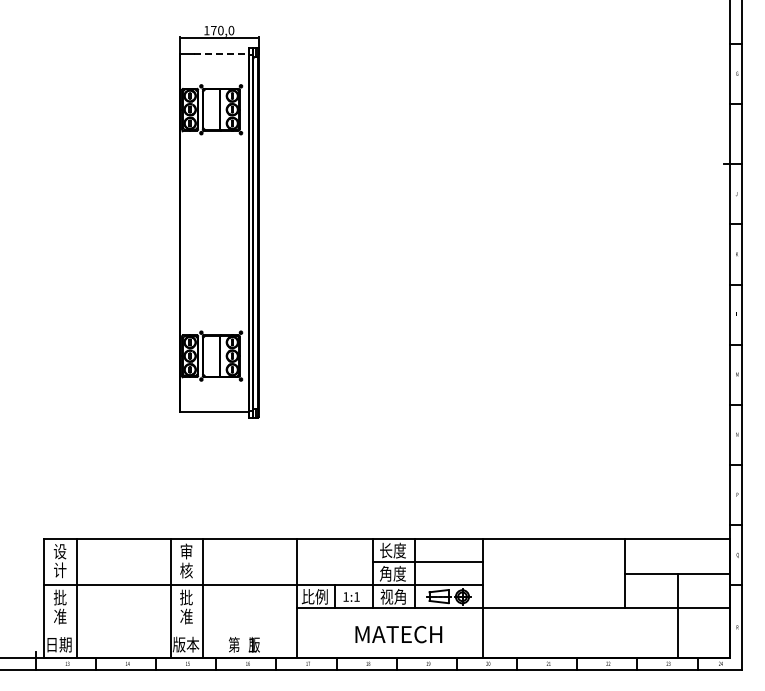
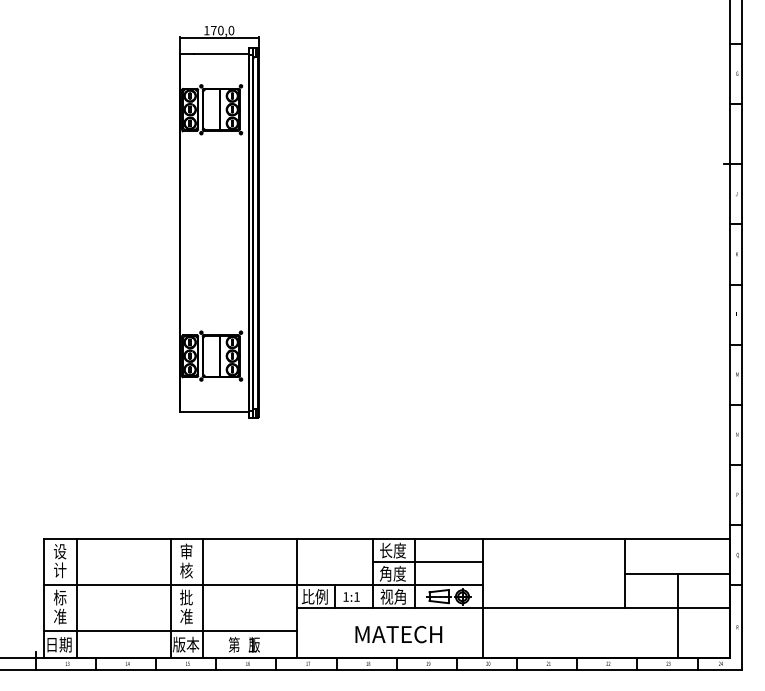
line: dashed -> solid (221, 54)
text: 批 -> 标 (59, 597)
line: none -> present (170, 631)
